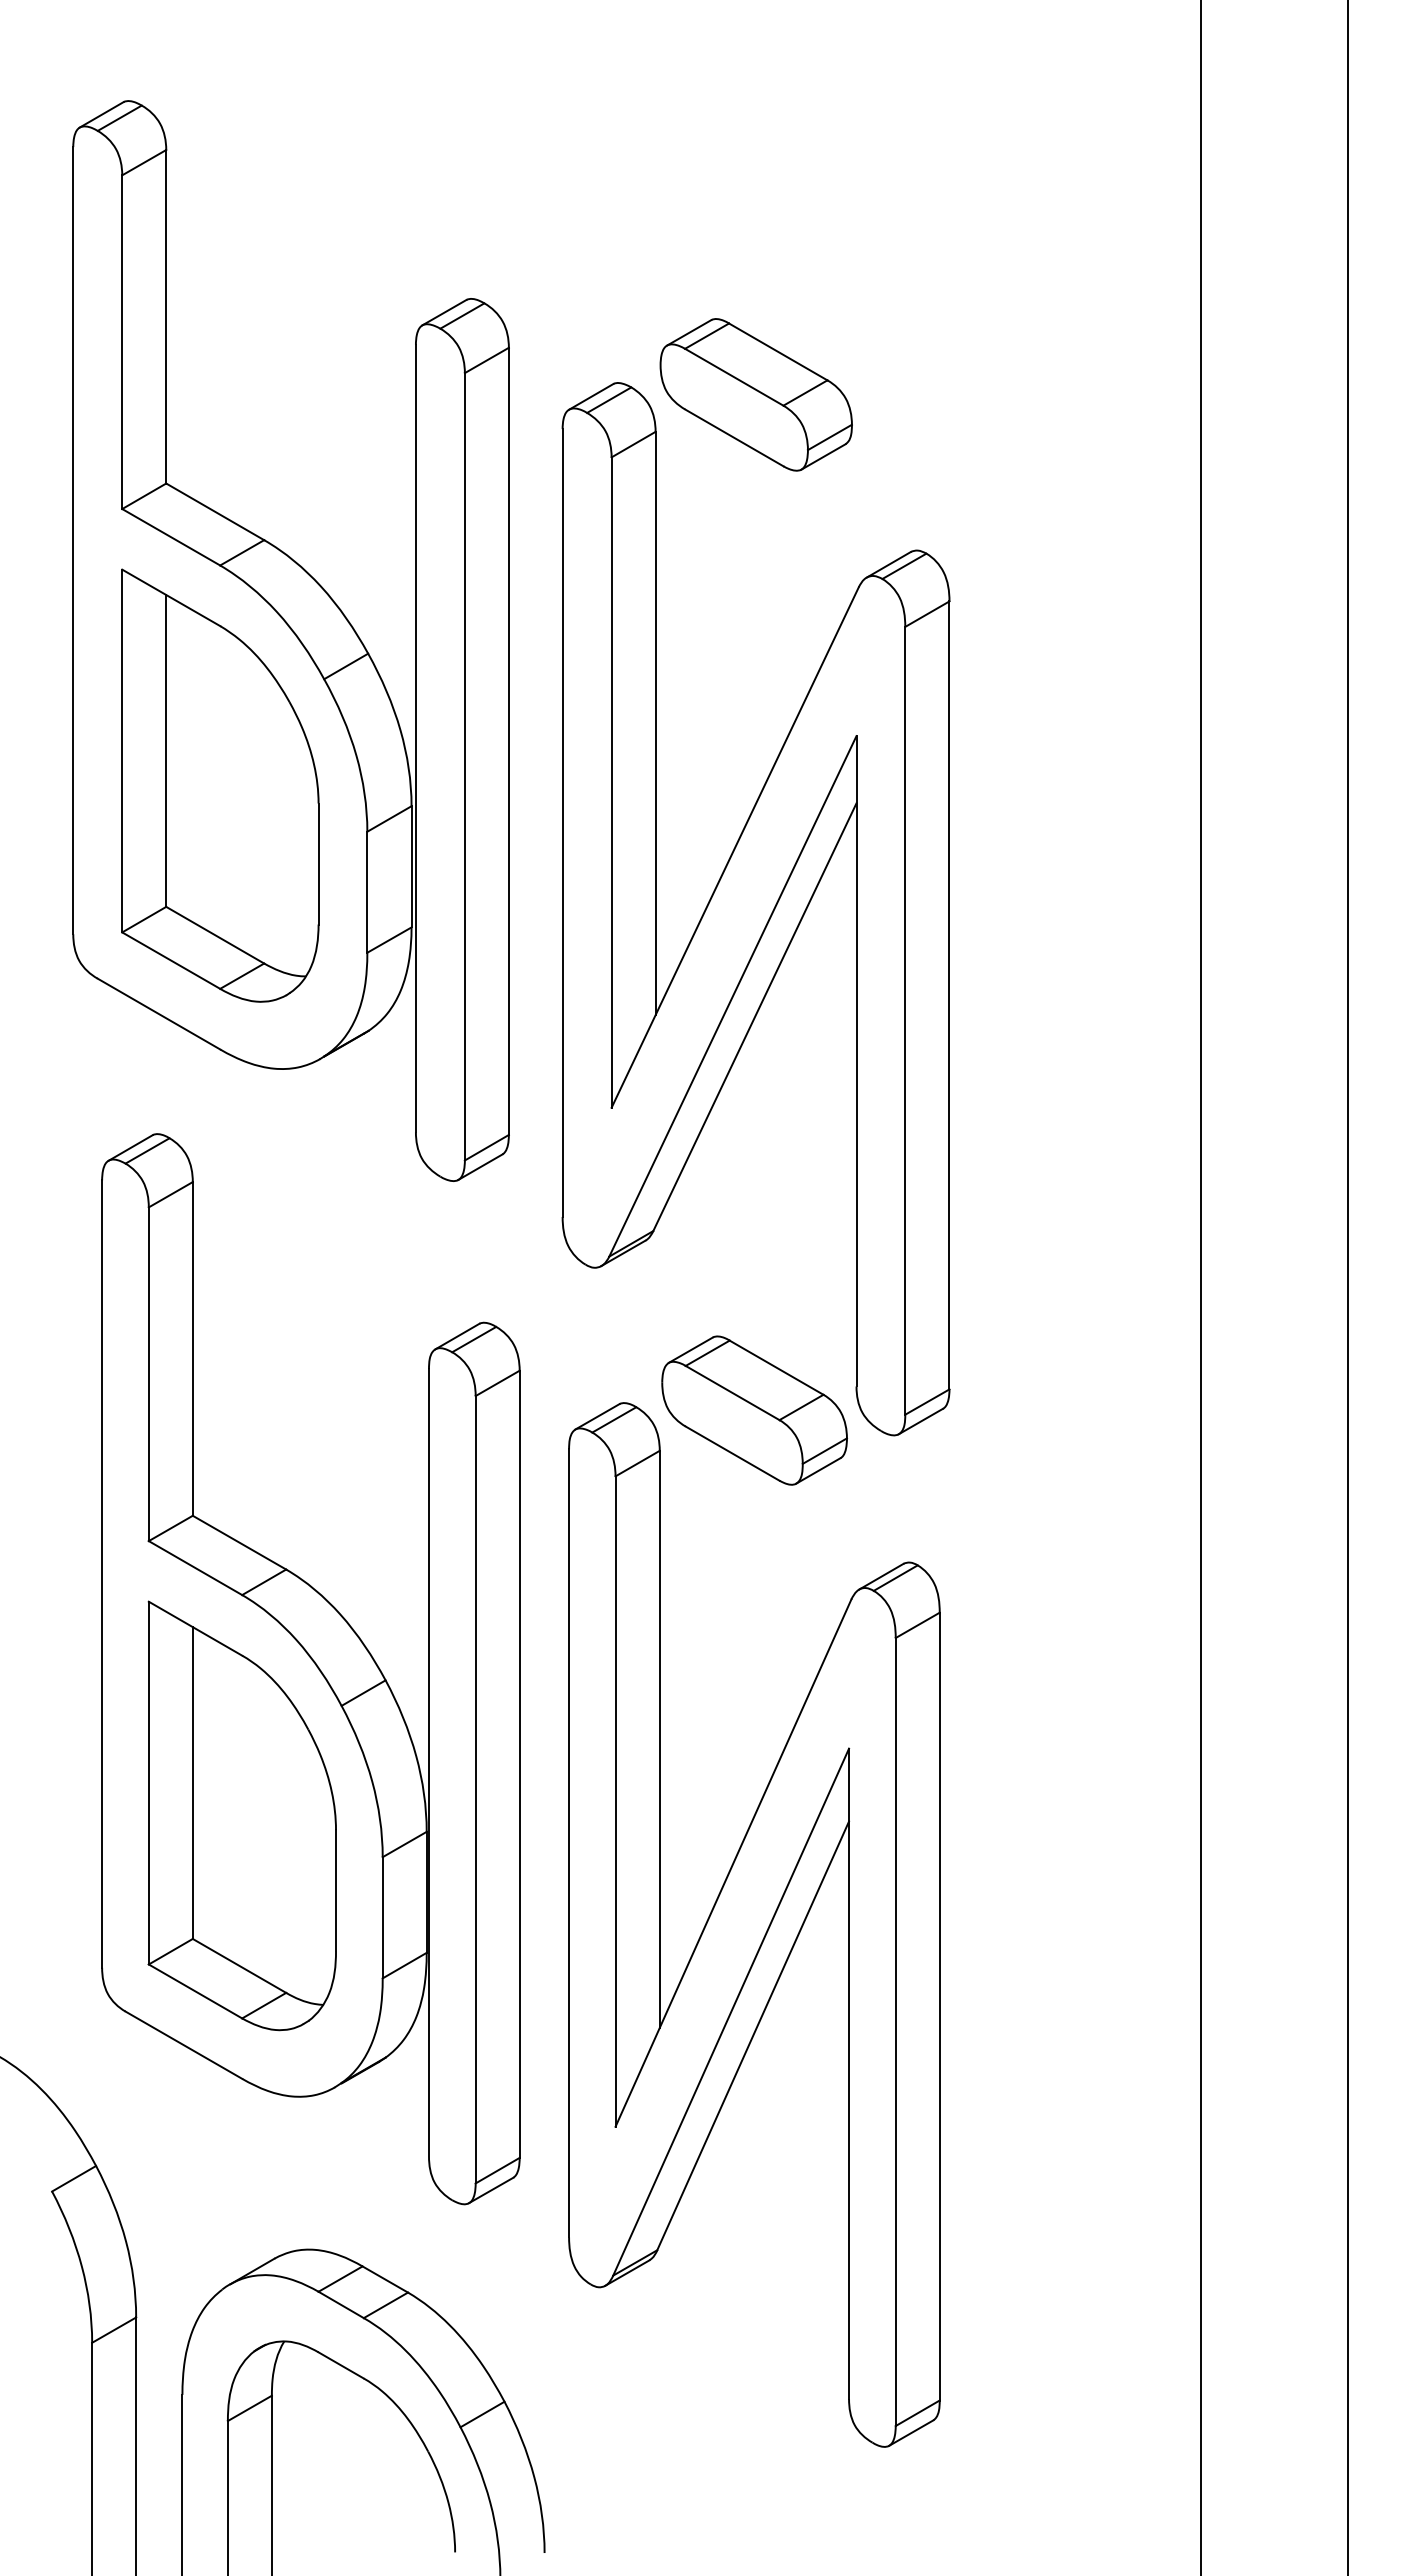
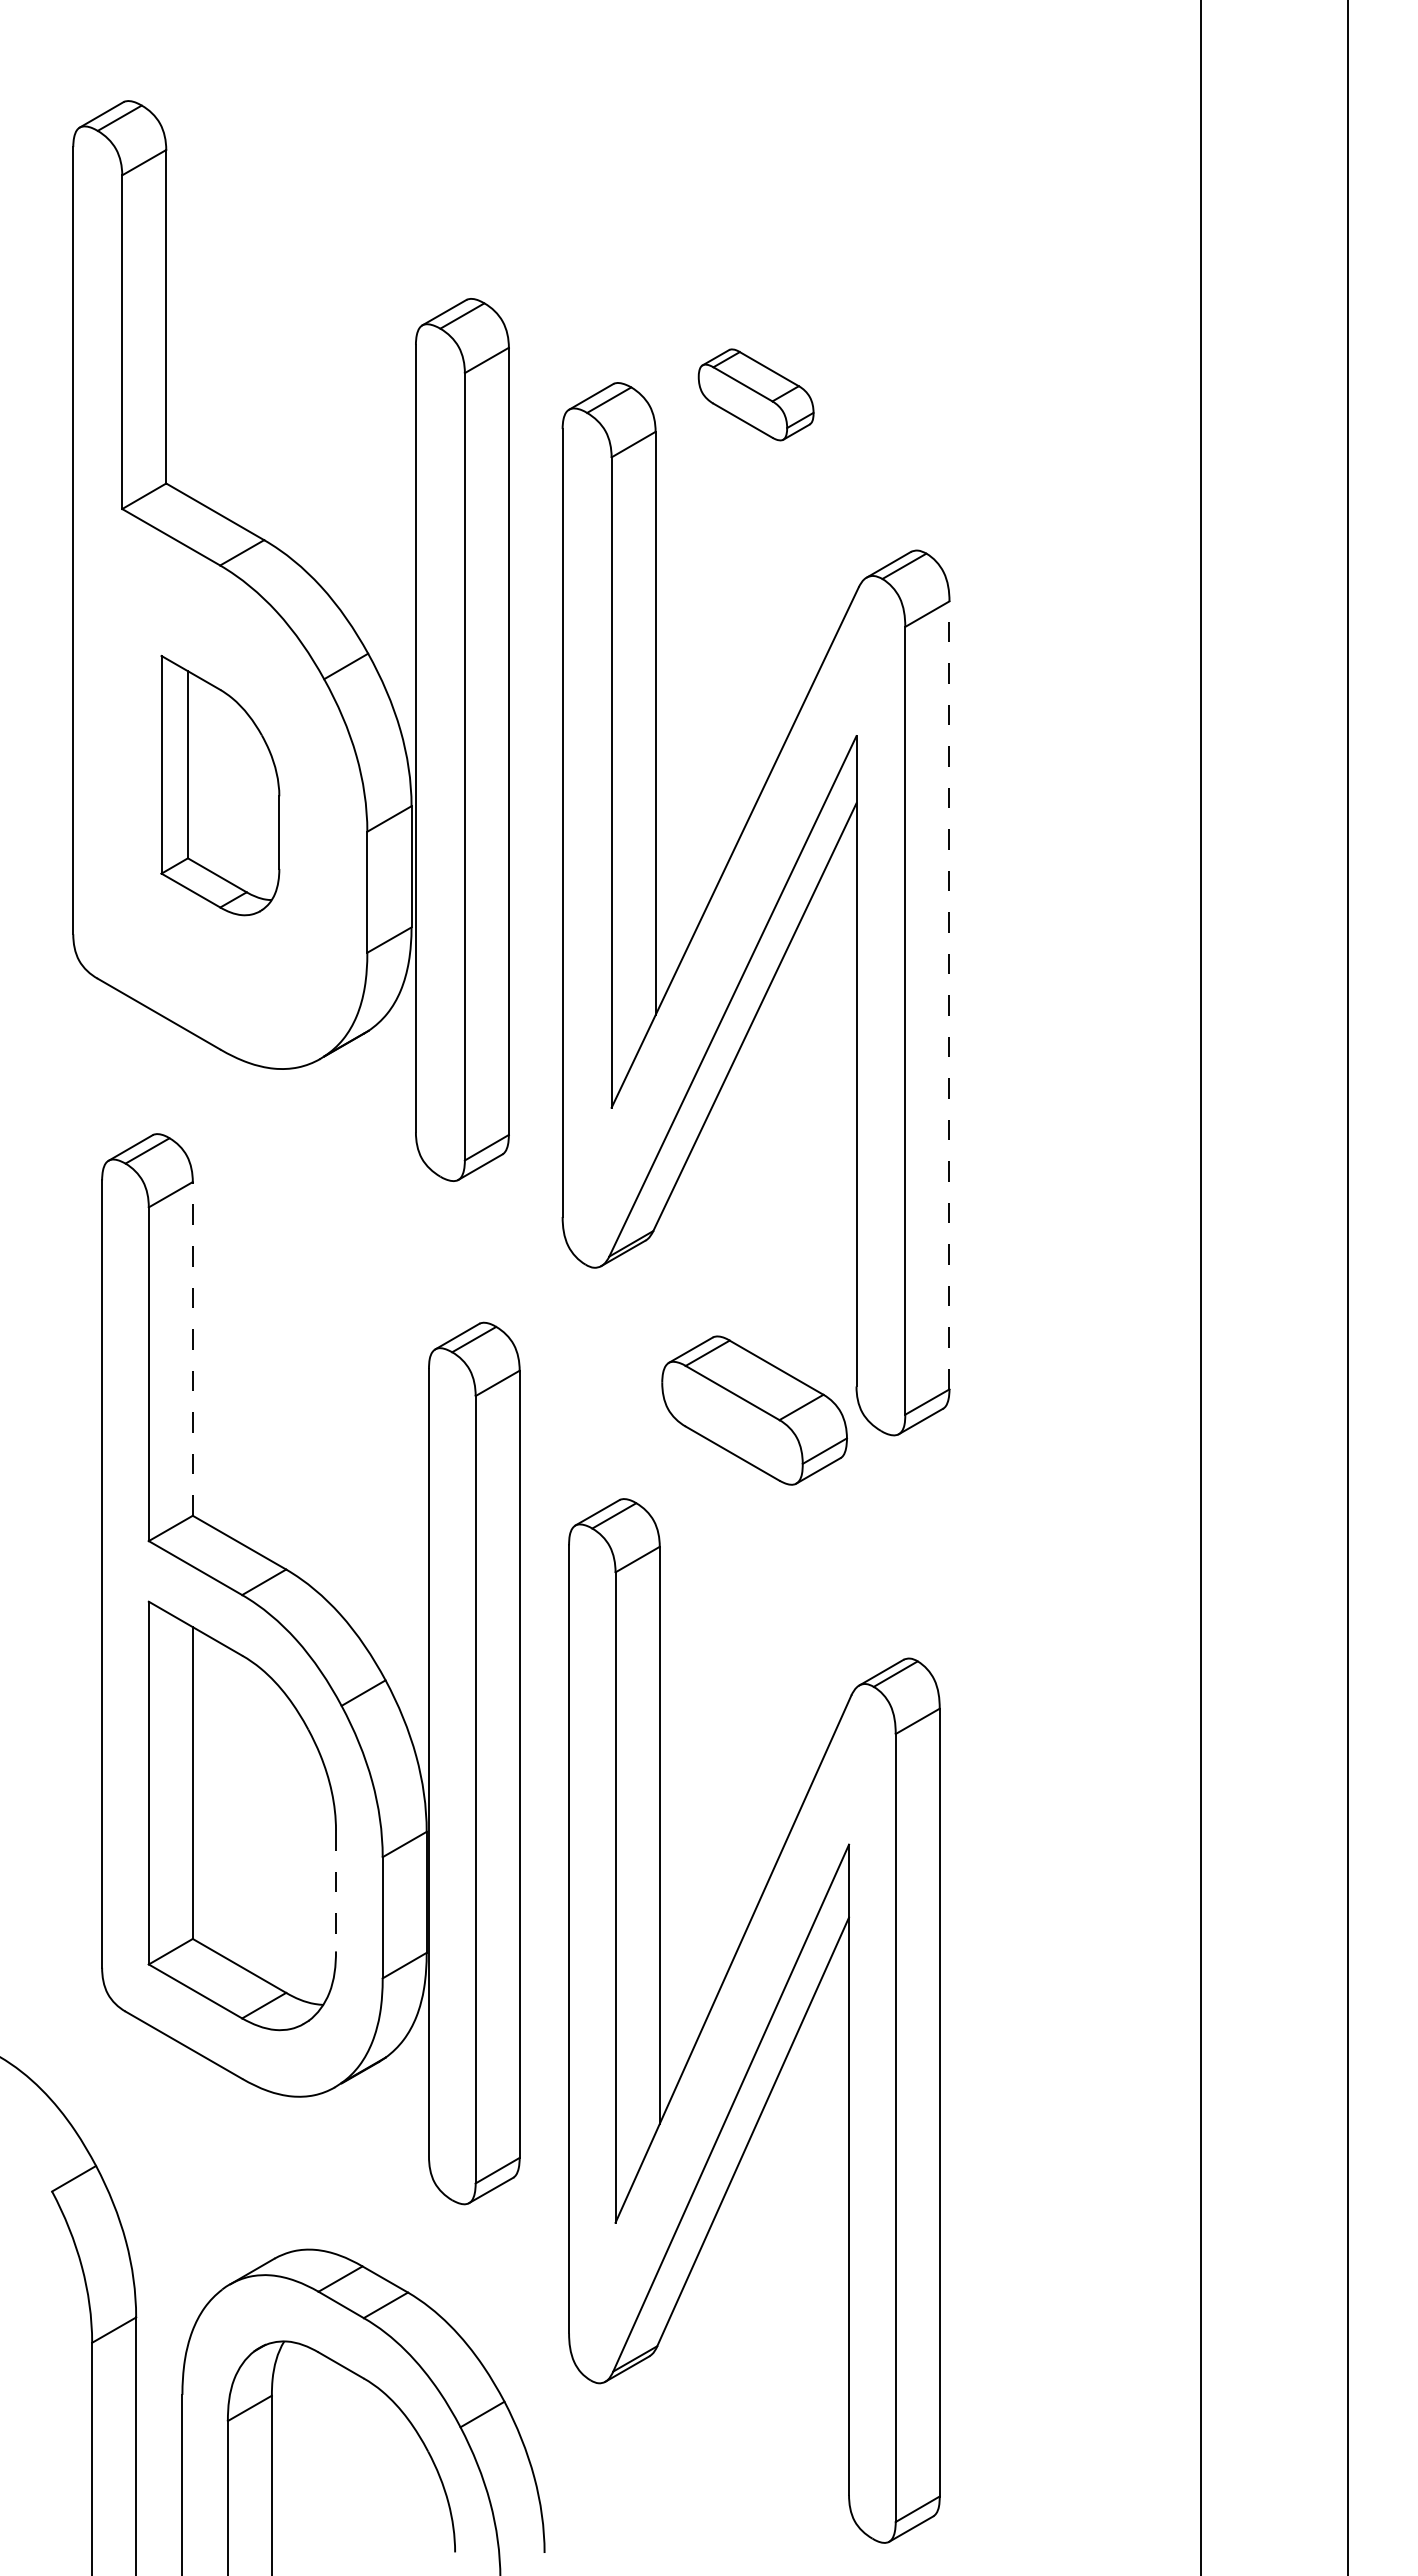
part size: 194x154 px -> 118x94 px (755, 394)
part size: 199x435 px -> 121x263 px (220, 785)
line: solid -> dashed (949, 994)
line: solid -> dashed (192, 1348)
line: solid -> dashed (336, 1890)
part position: (754, 1924) -> (754, 2020) (754, 2020)
